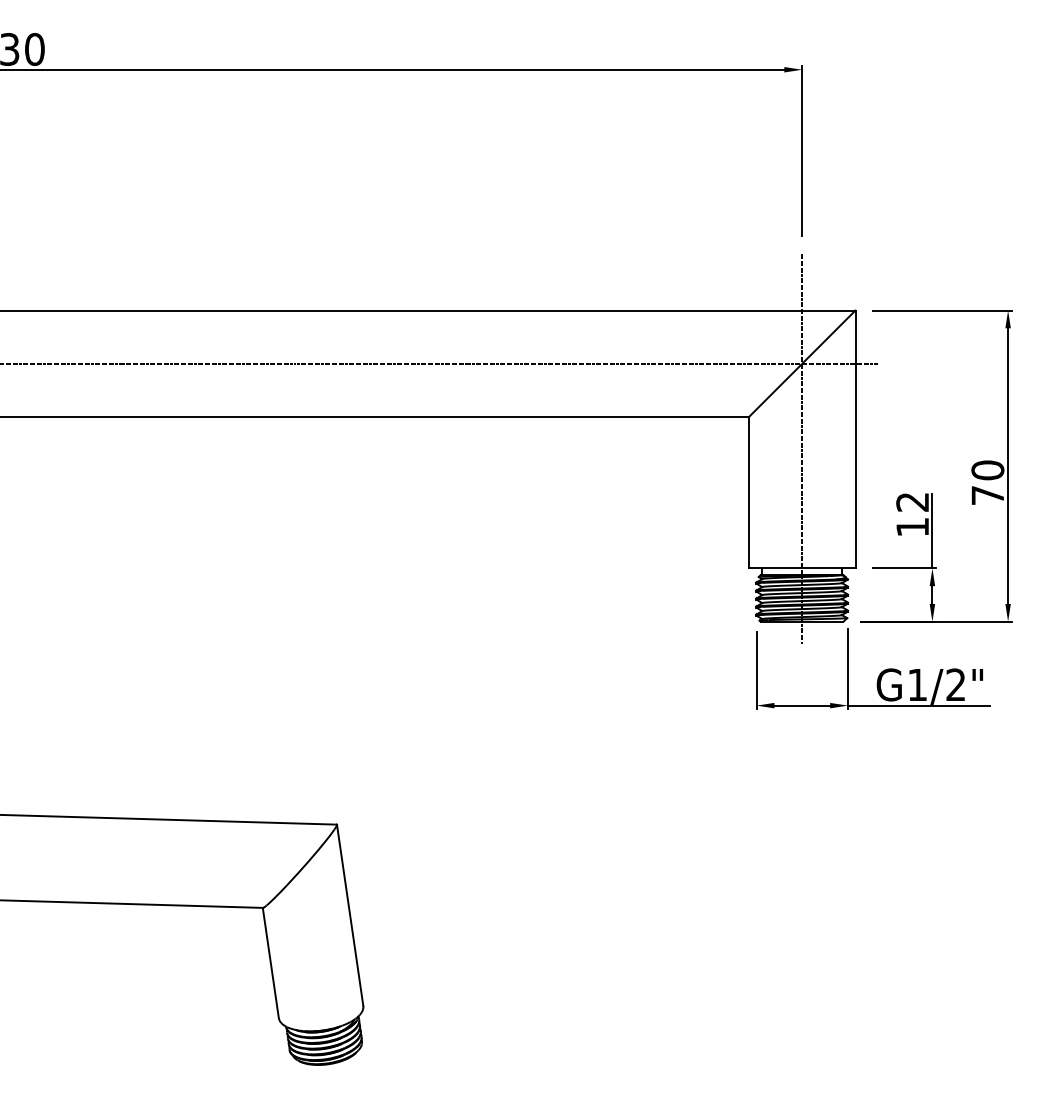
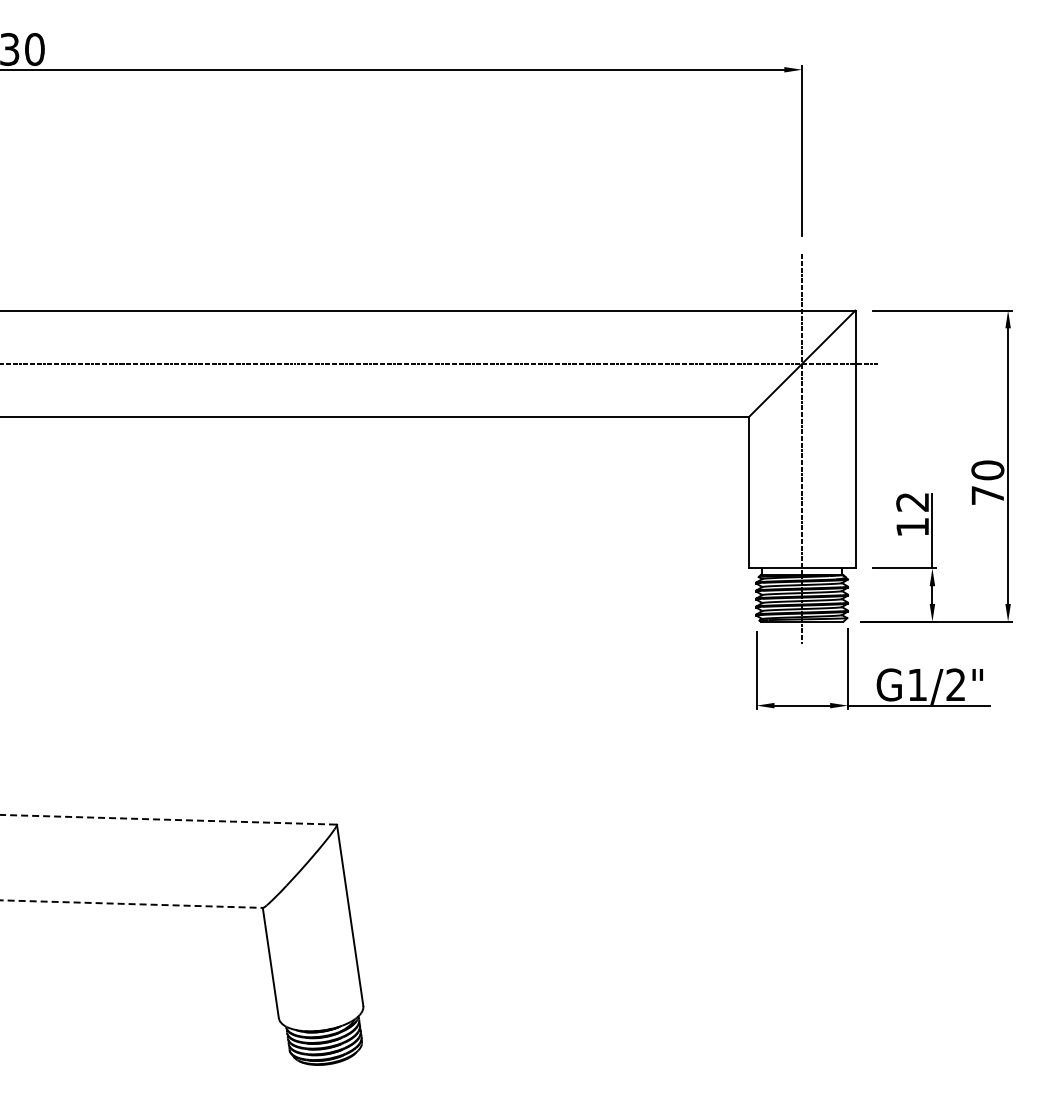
line: solid -> dashed (168, 819)
line: solid -> dashed (132, 904)
